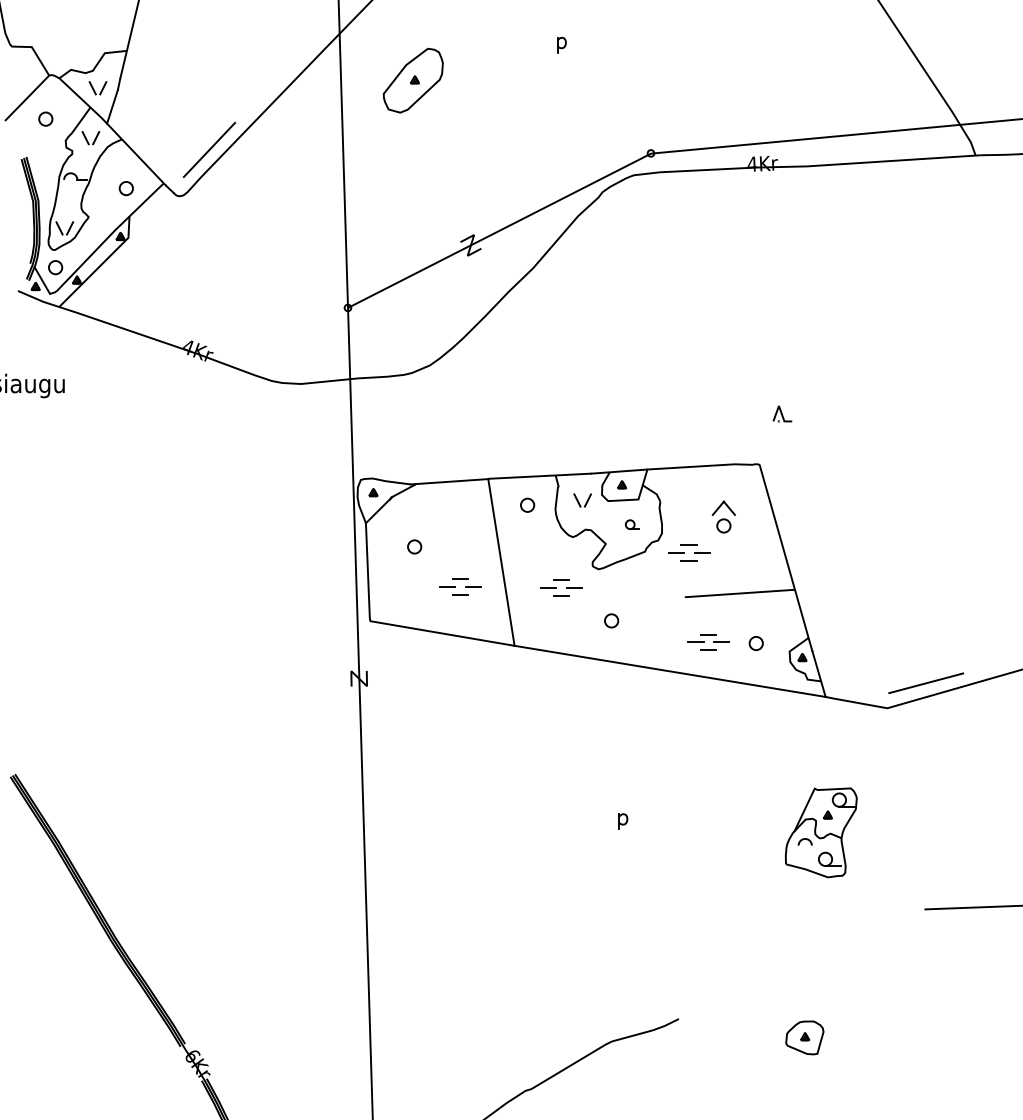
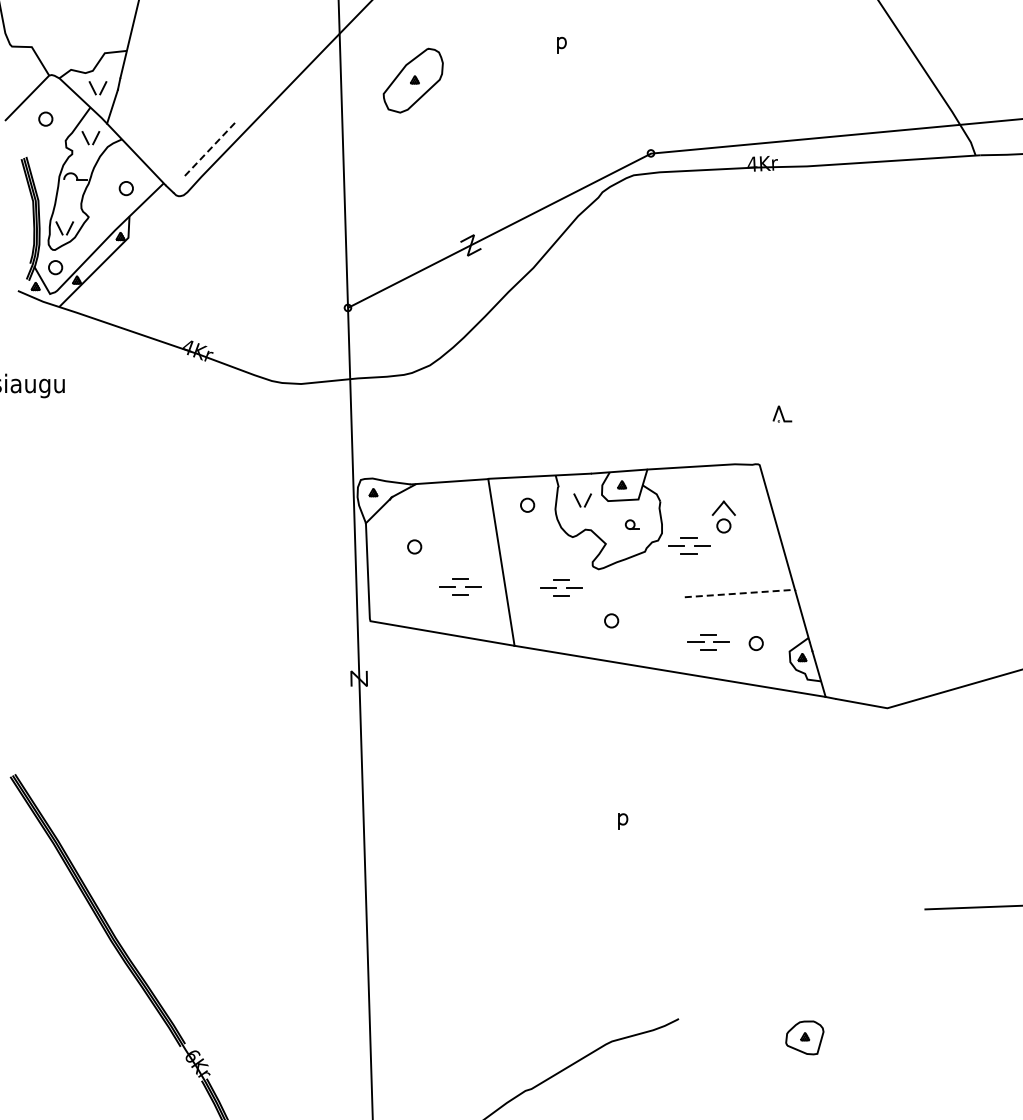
line: solid -> dashed (209, 150)
part position: (689, 552) -> (689, 545) (689, 545)
line: solid -> dashed (740, 593)
line: present -> none (926, 683)
part: present -> none (820, 832)
